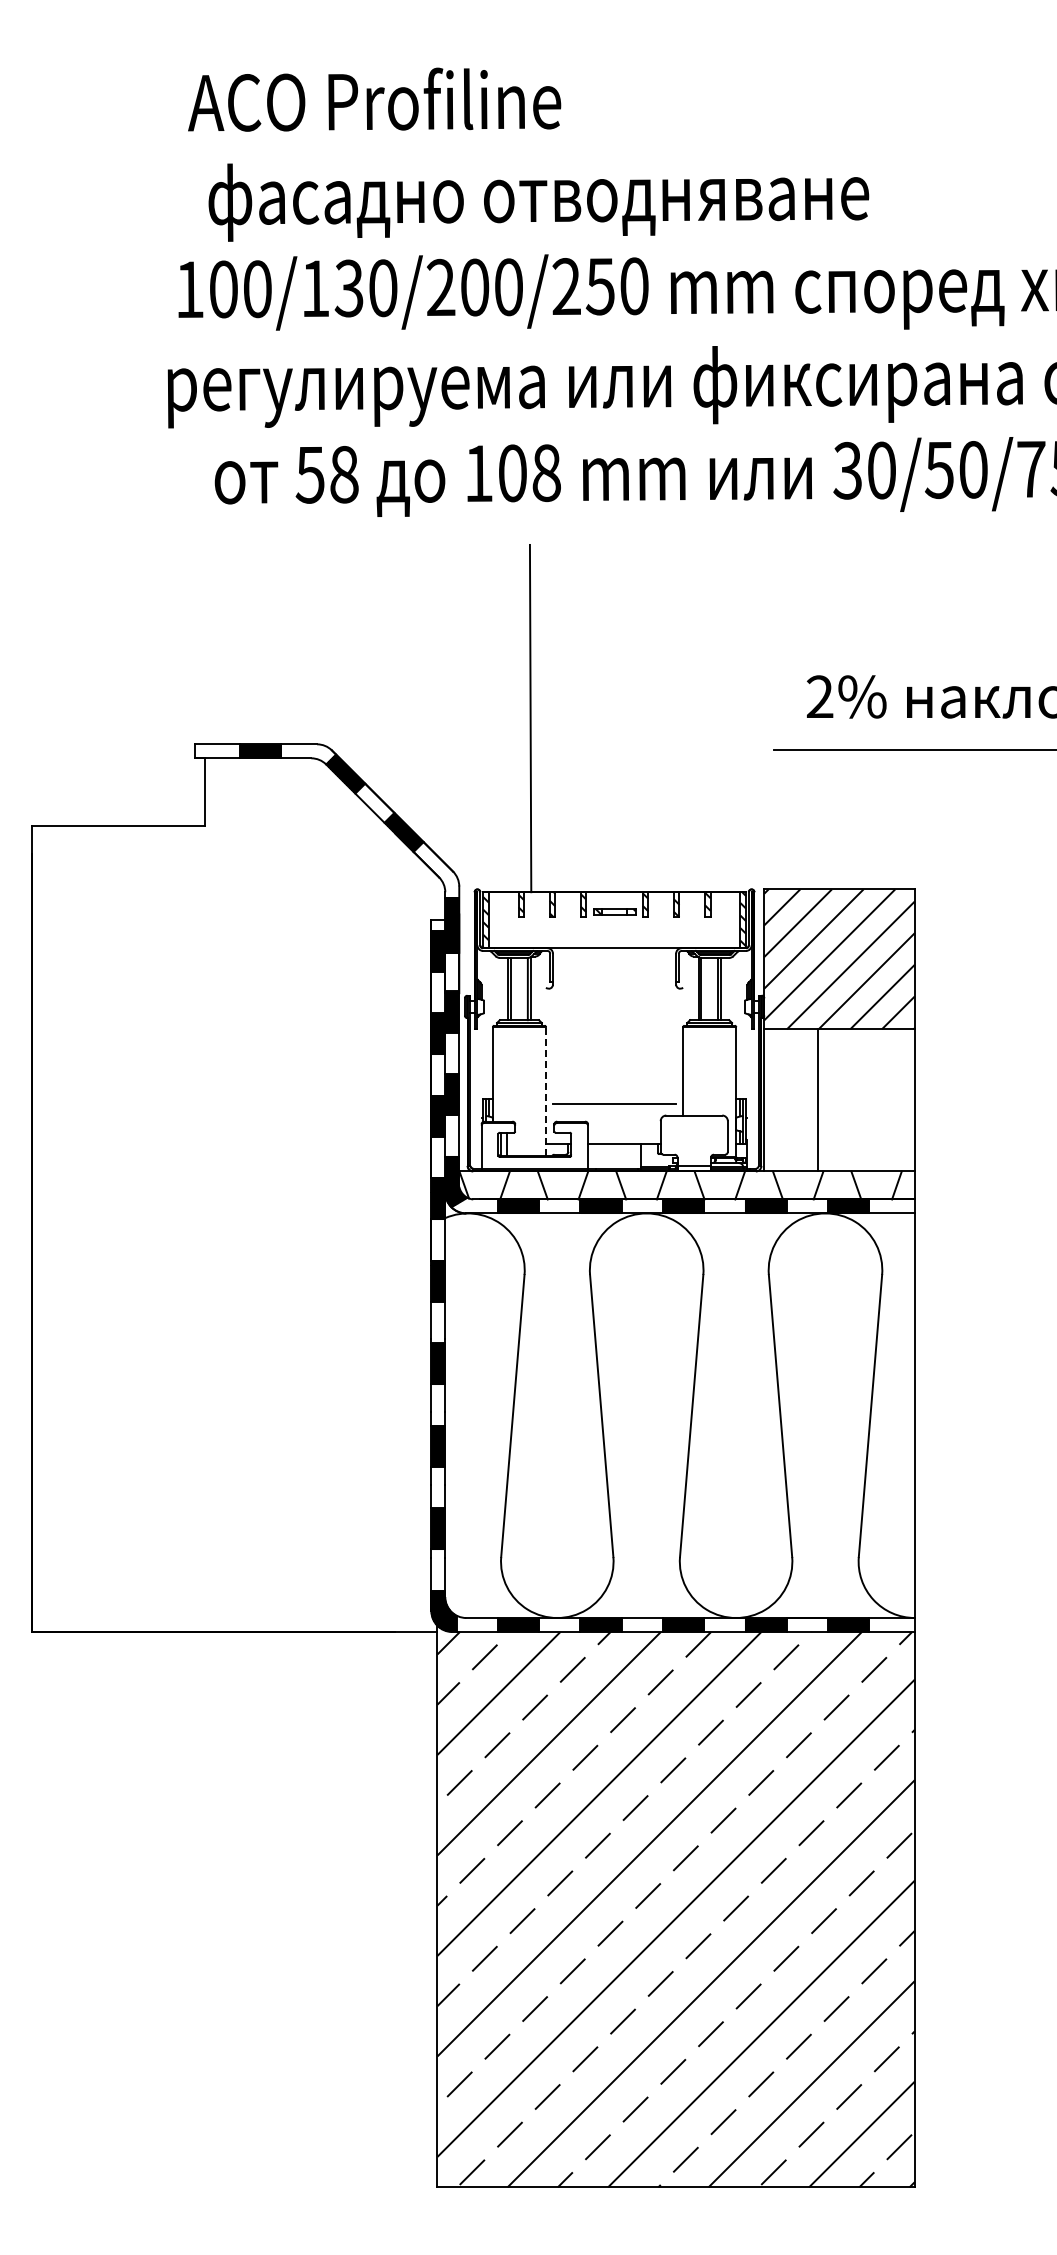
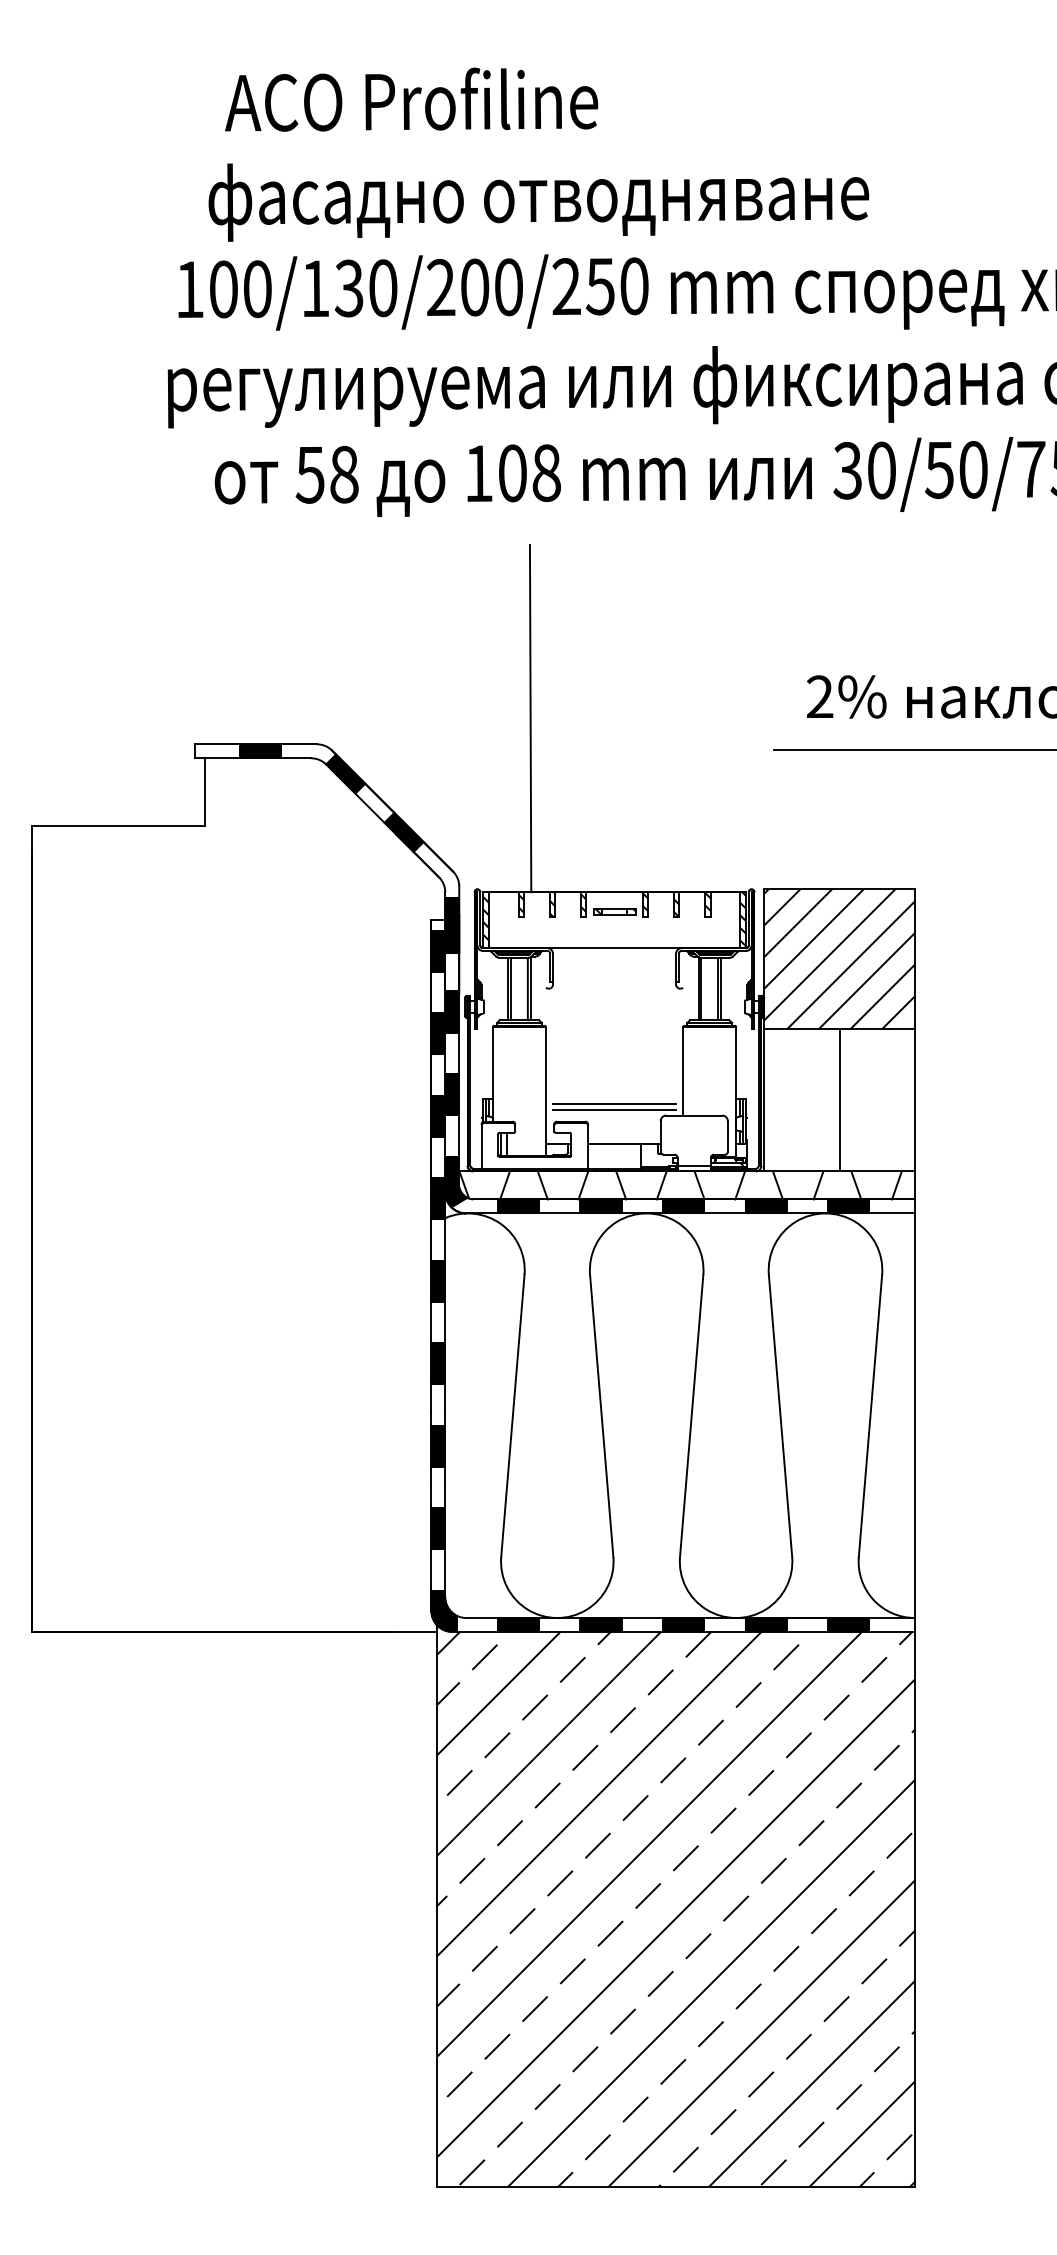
text position: (374, 99) -> (411, 99) (411, 99)
line: dashed -> solid (546, 1090)
line position: (817, 1100) -> (839, 1100) (839, 1100)
line: none -> present (614, 1109)
